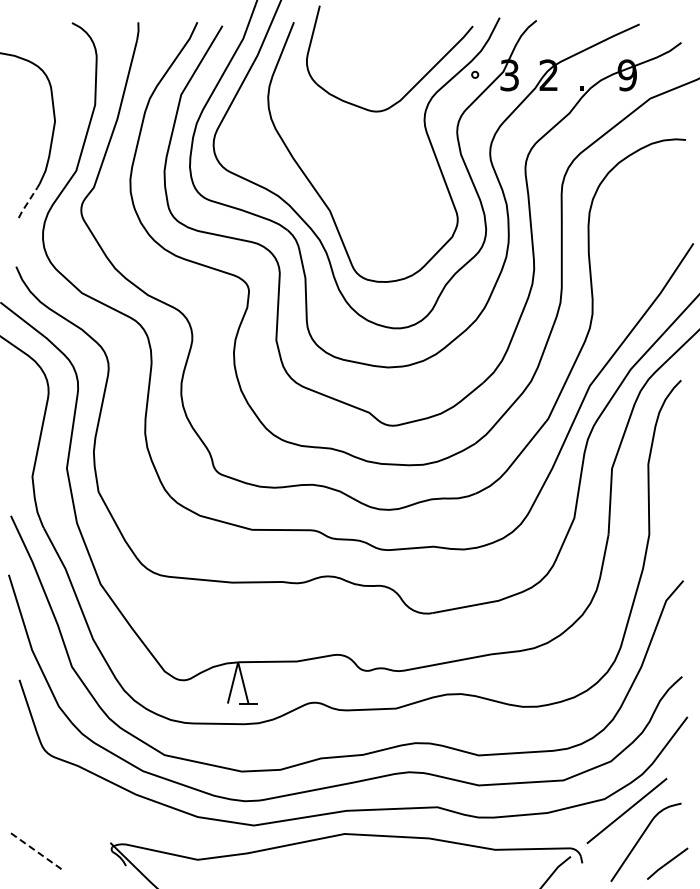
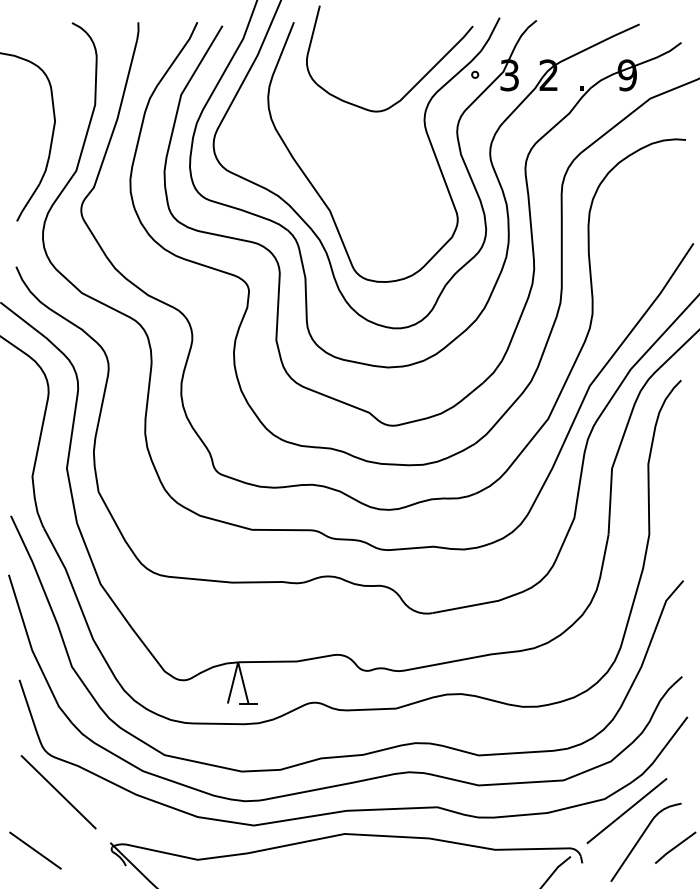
line: dashed -> solid (27, 202)
line: none -> present (58, 792)
line: dashed -> solid (35, 850)
line position: (667, 863) -> (675, 847) (675, 847)
